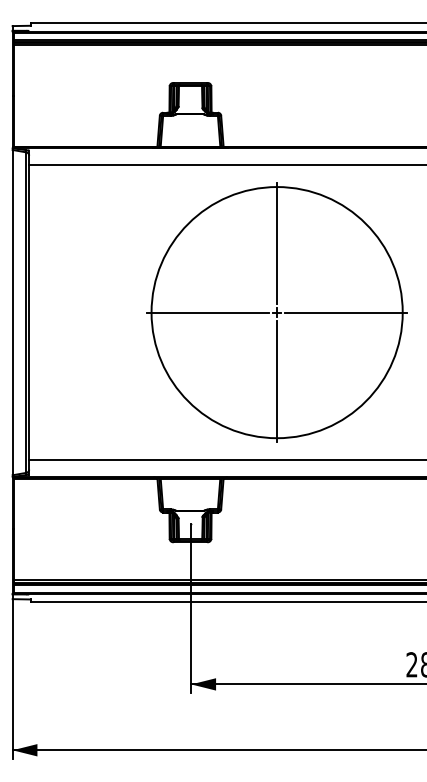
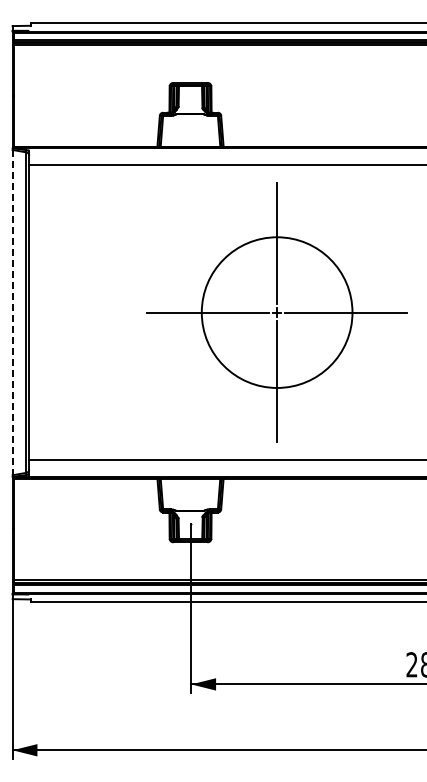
line: solid -> dashed (12, 312)
circle diameter: 251 px -> 151 px (276, 312)
